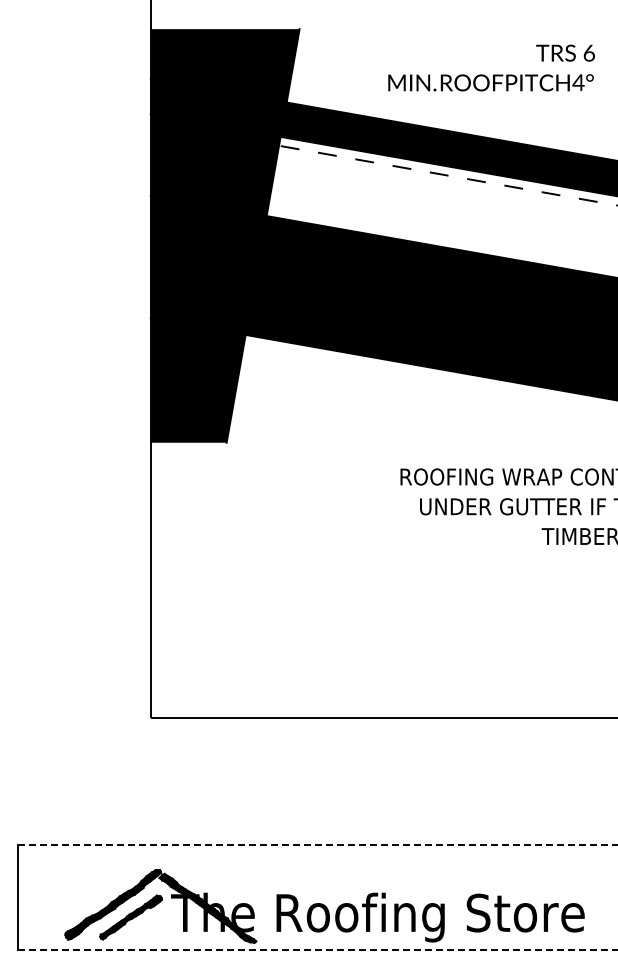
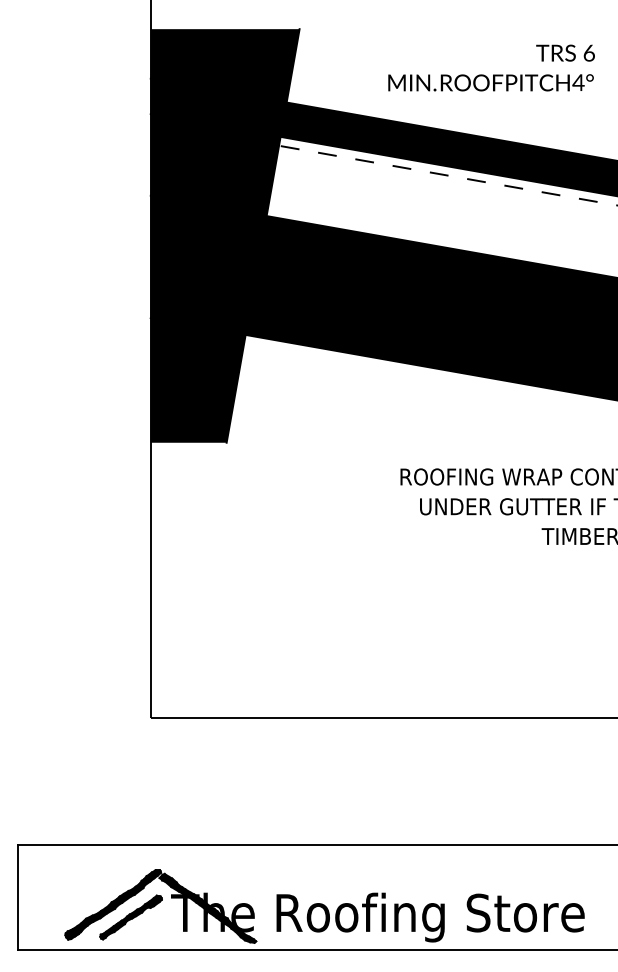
line: dashed -> solid (318, 844)
line: dashed -> solid (317, 950)
